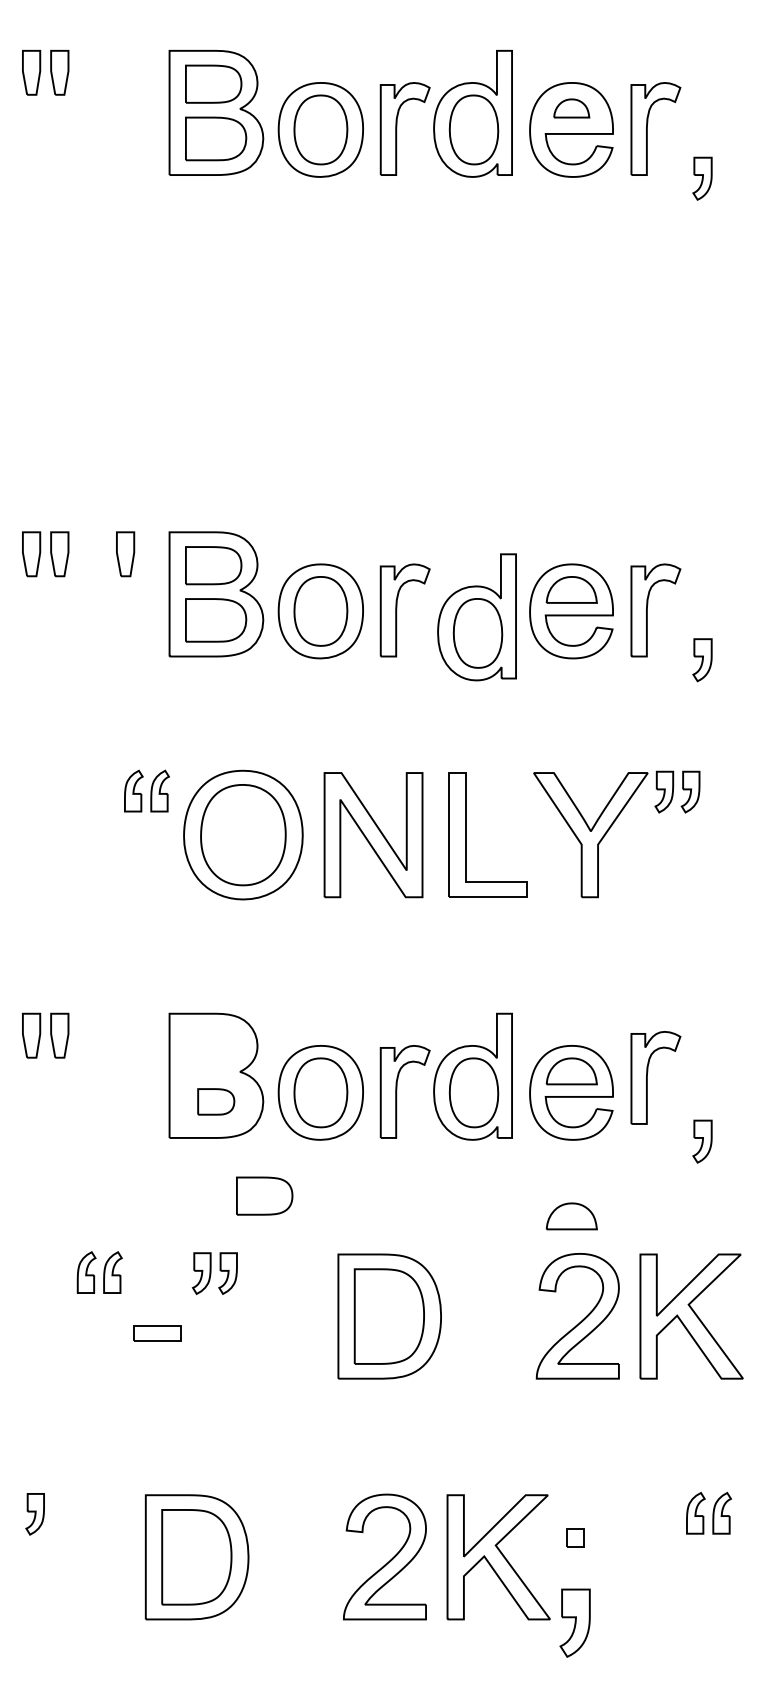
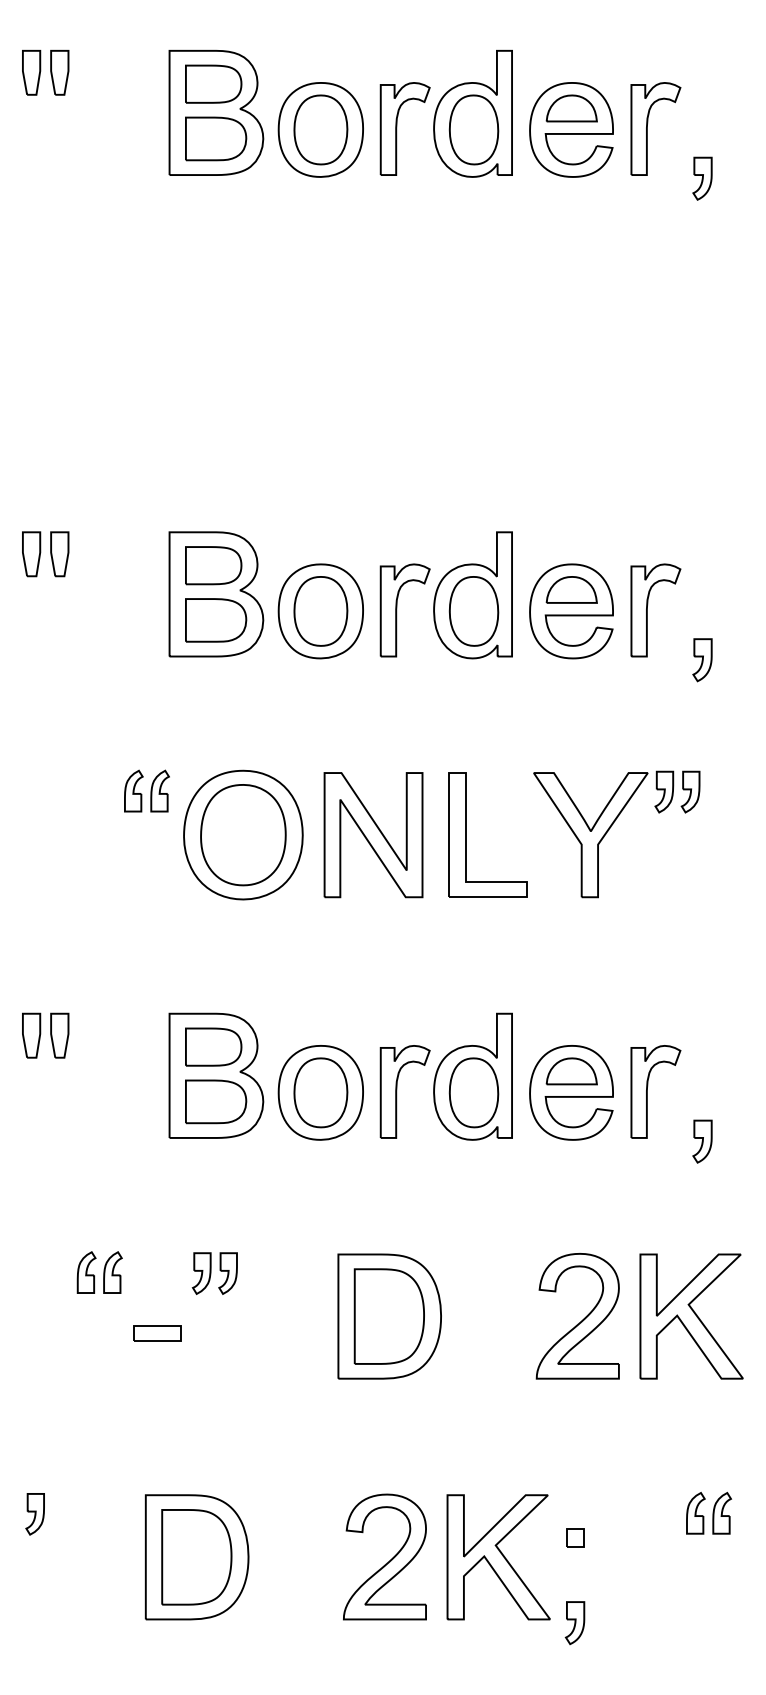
part size: 38x21 px -> 53x29 px (571, 108)
part: present -> none (125, 554)
part position: (476, 617) -> (472, 595) (472, 595)
part position: (647, 1077) -> (647, 1091) (647, 1091)
part size: 39x28 px -> 63x46 px (216, 1101)
part position: (264, 1195) -> (213, 1046) (213, 1046)
part: present -> none (571, 1216)
part size: 32x70 px -> 22x44 px (574, 1622)
